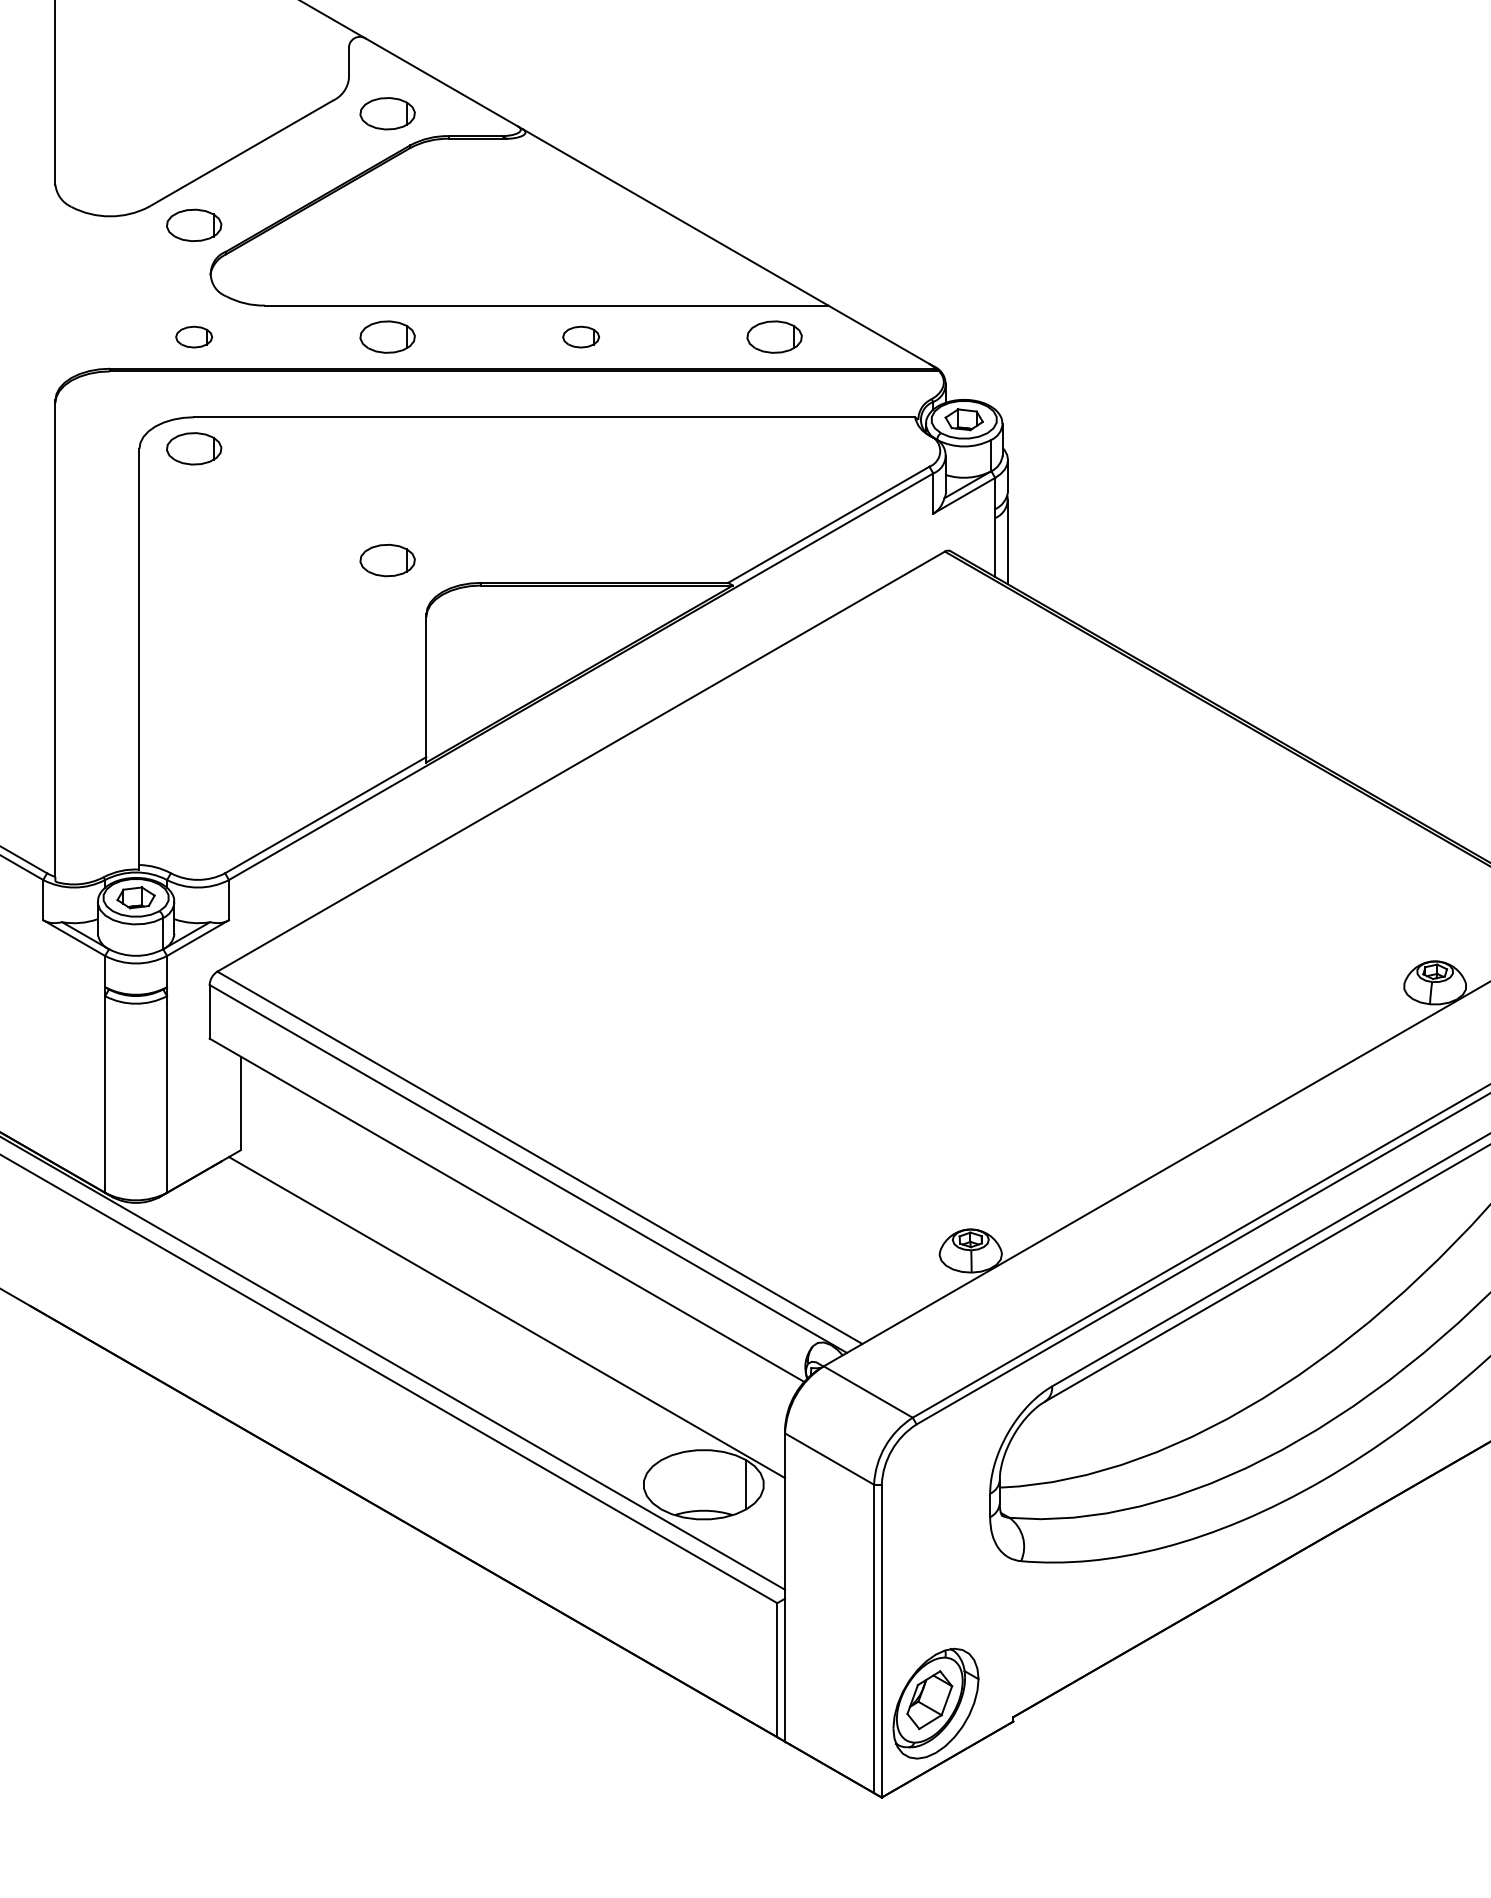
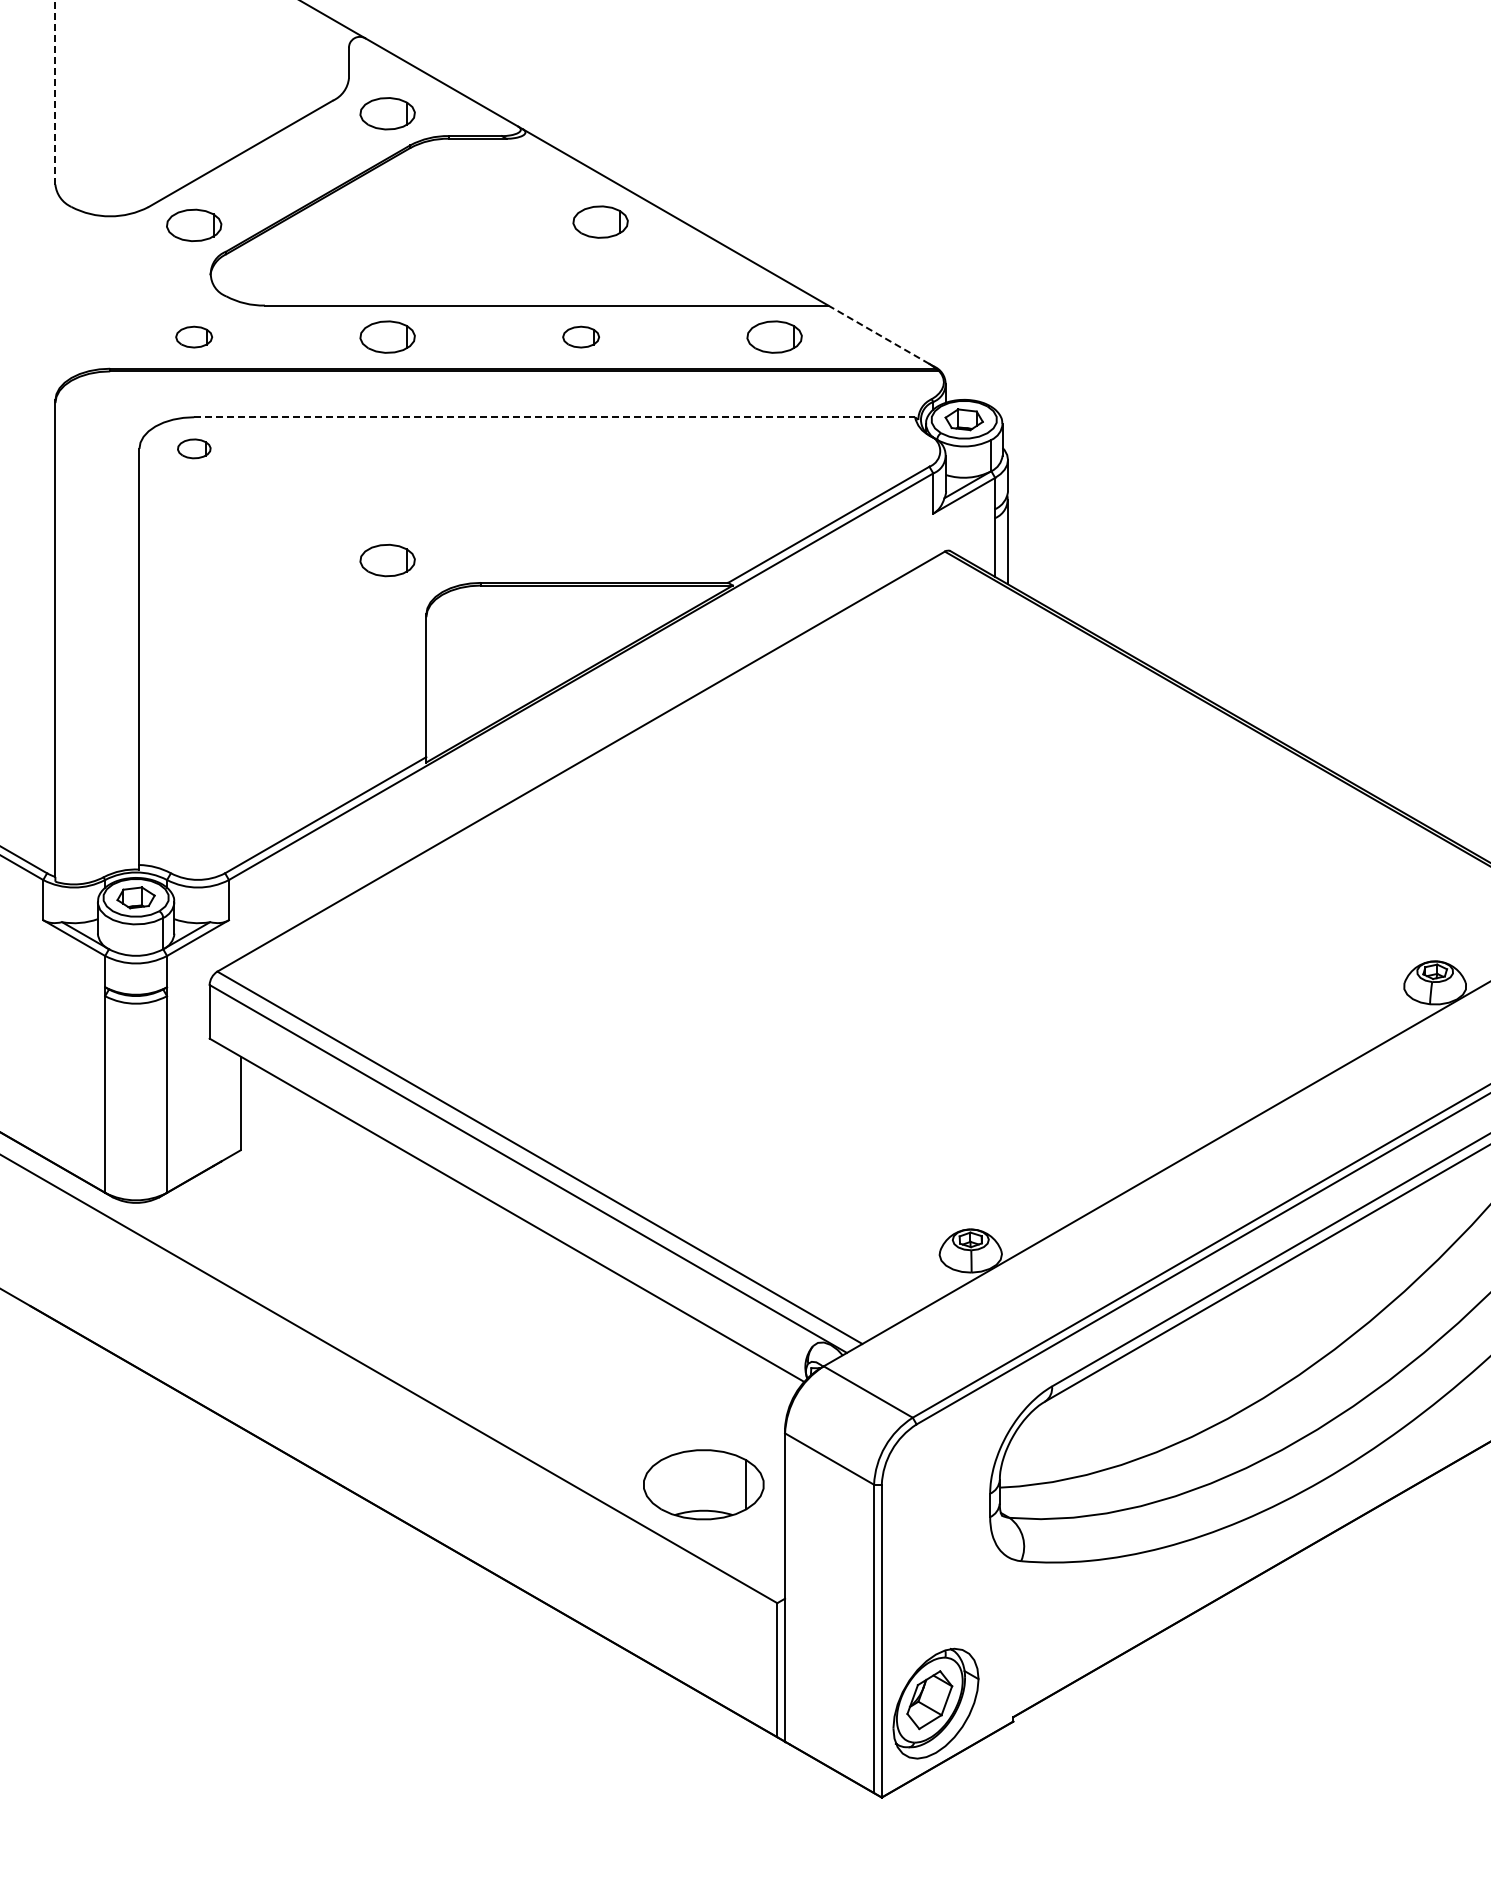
line: solid -> dashed (55, 92)
part: none -> present (600, 221)
line: solid -> dashed (878, 334)
line: solid -> dashed (555, 417)
part size: 57x34 px -> 35x22 px (194, 448)
line: present -> none (506, 1317)
line: present -> none (393, 1363)
